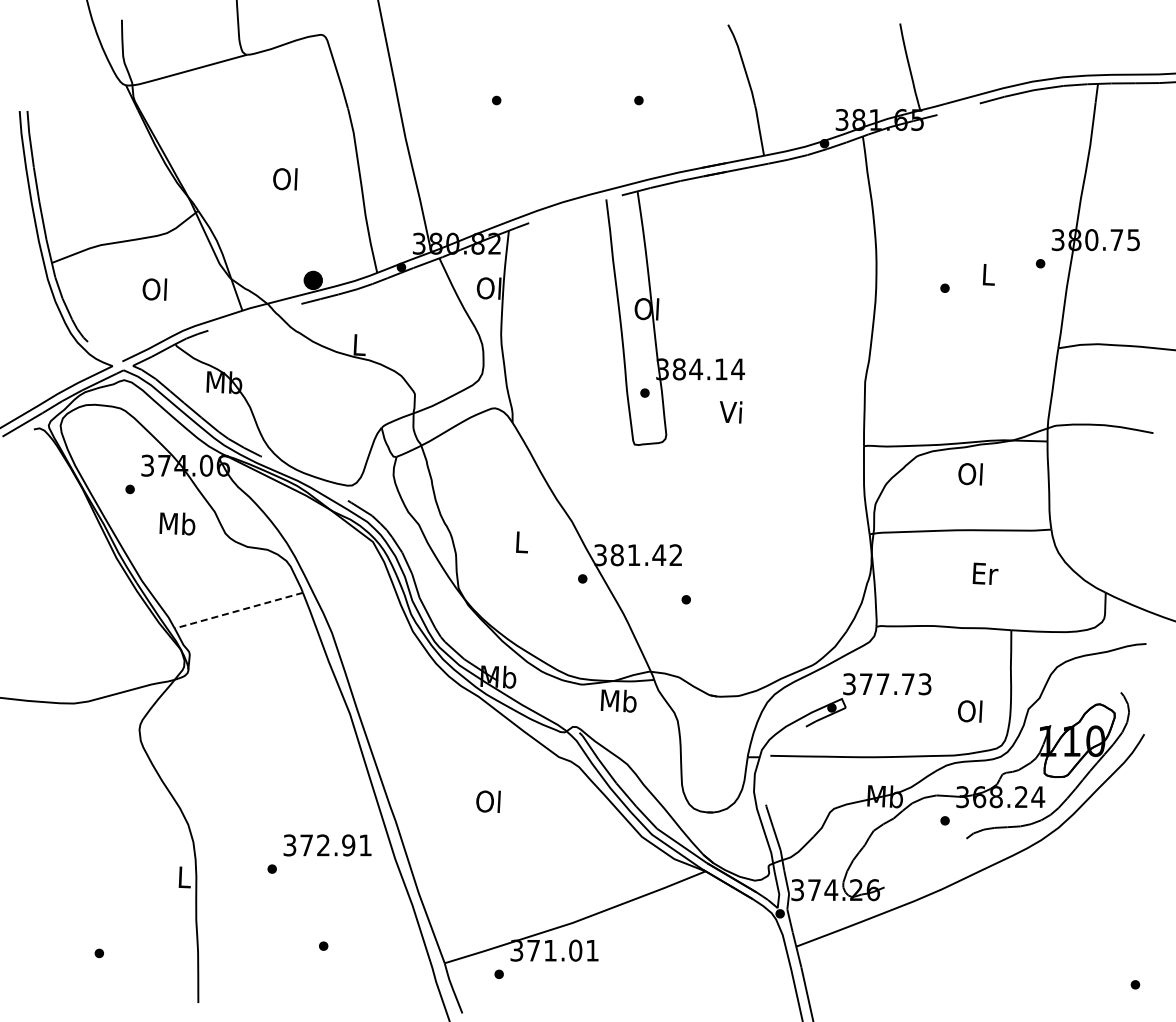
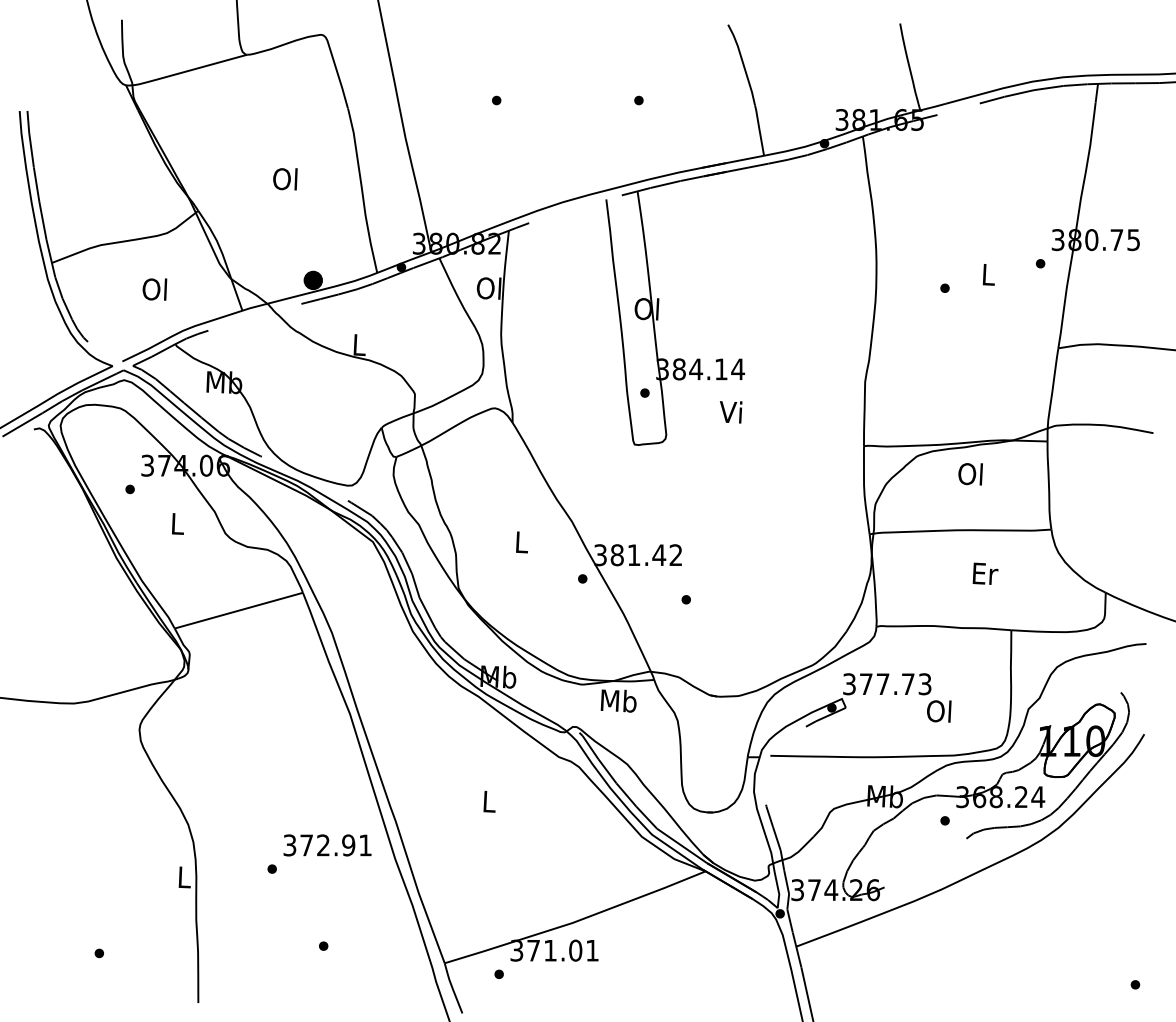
text: Mb -> L (177, 523)
line: dashed -> solid (238, 610)
text position: (970, 711) -> (939, 711) (939, 711)
text: Ol -> L (488, 801)
